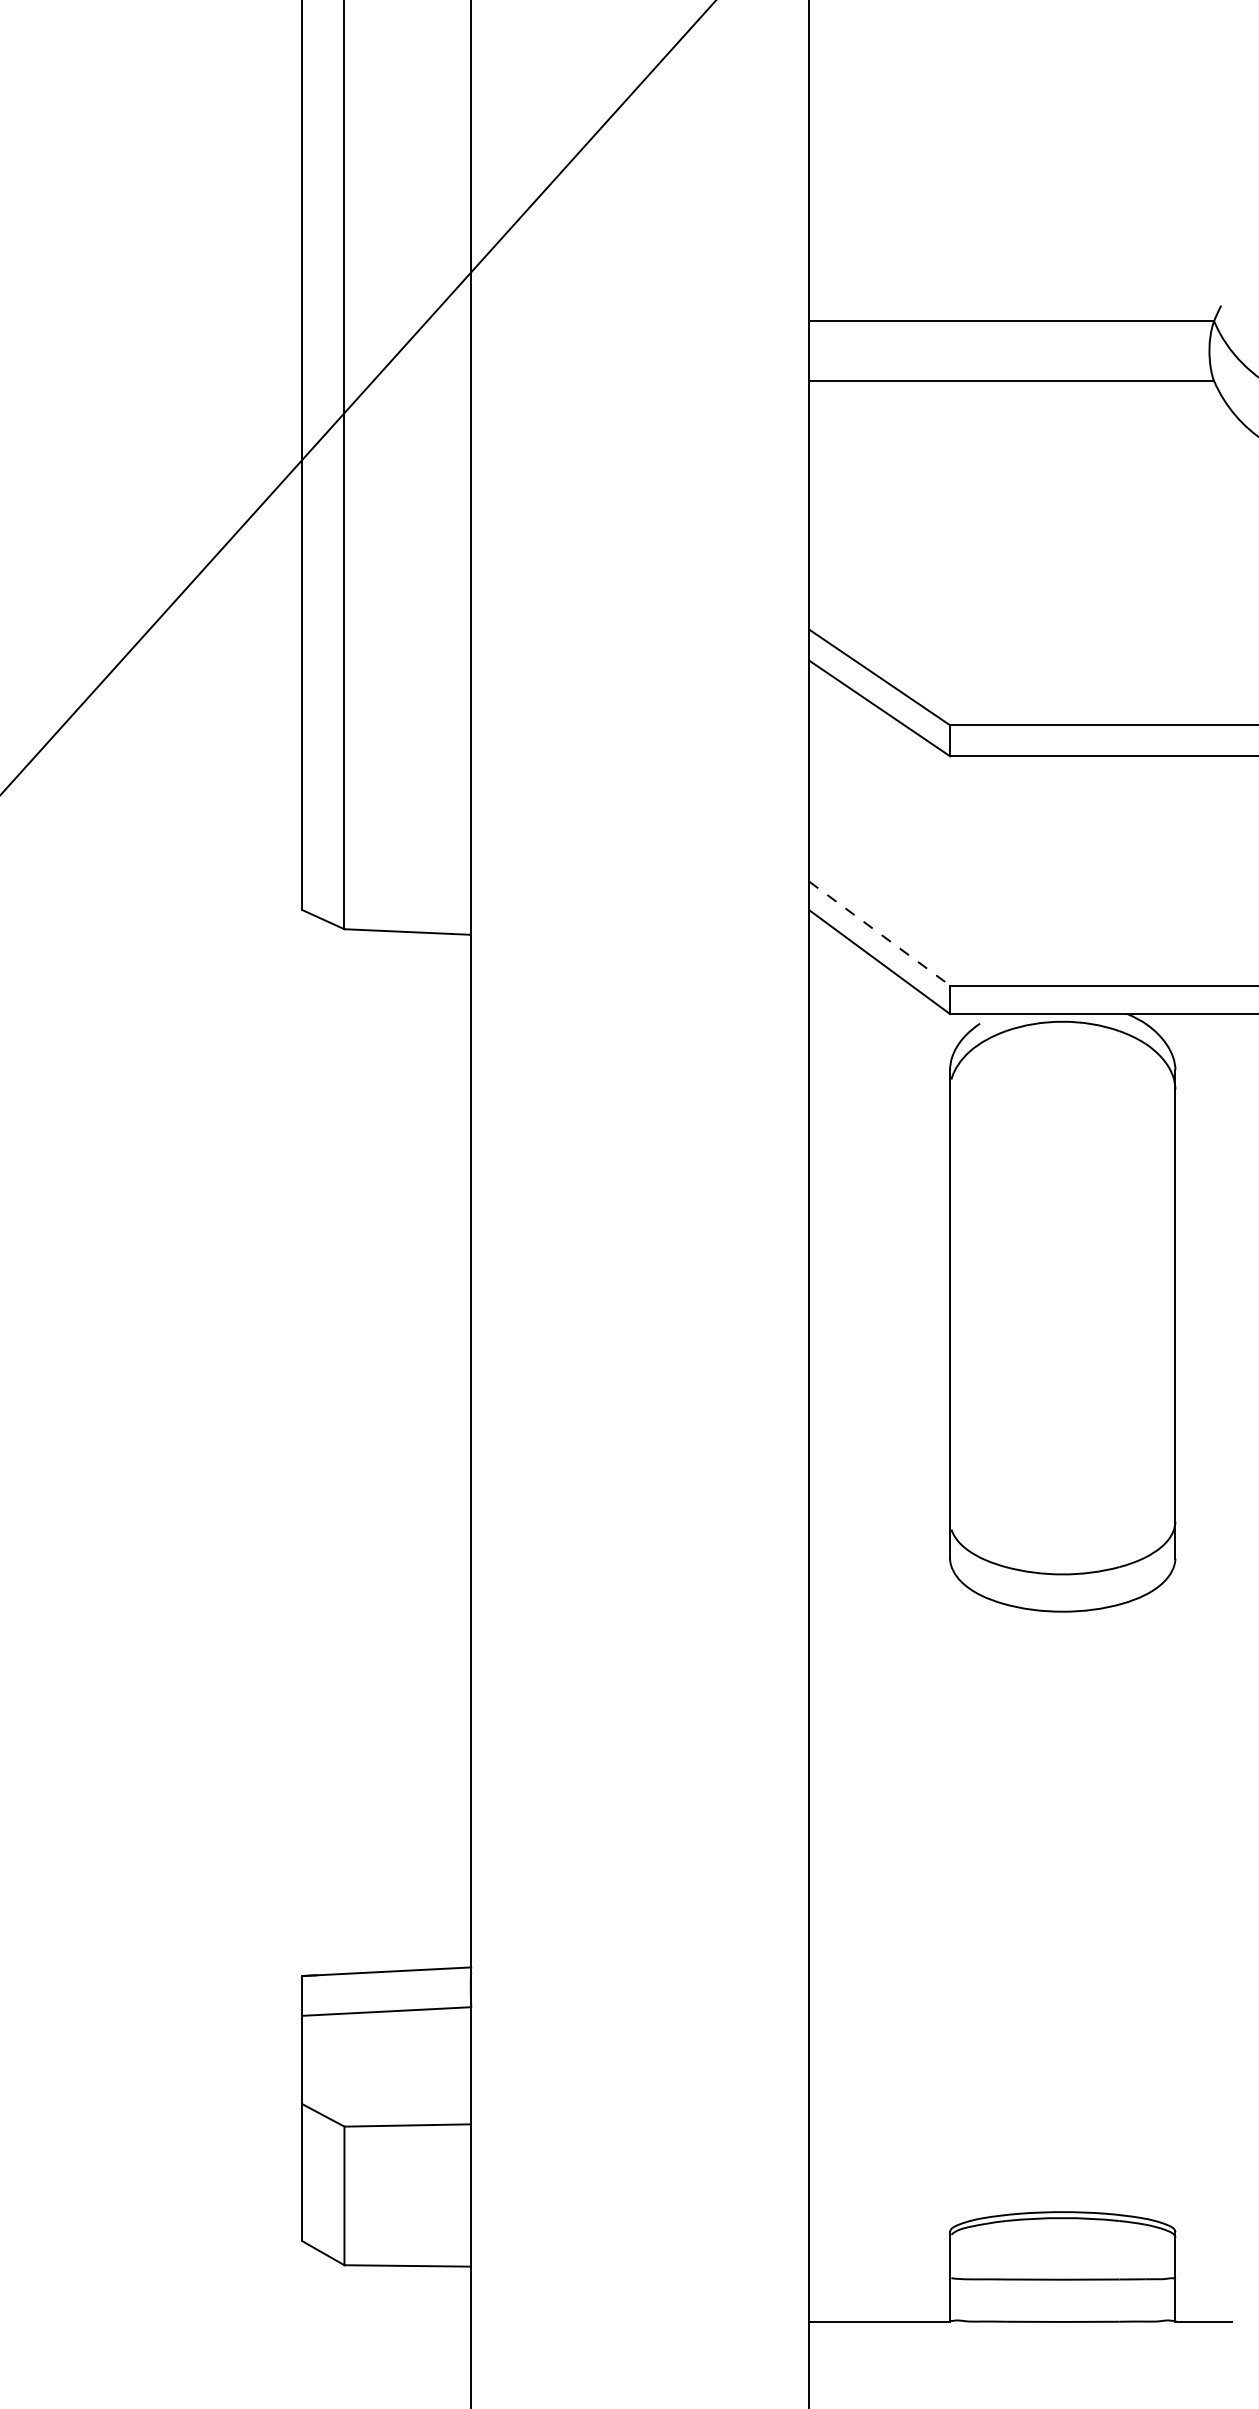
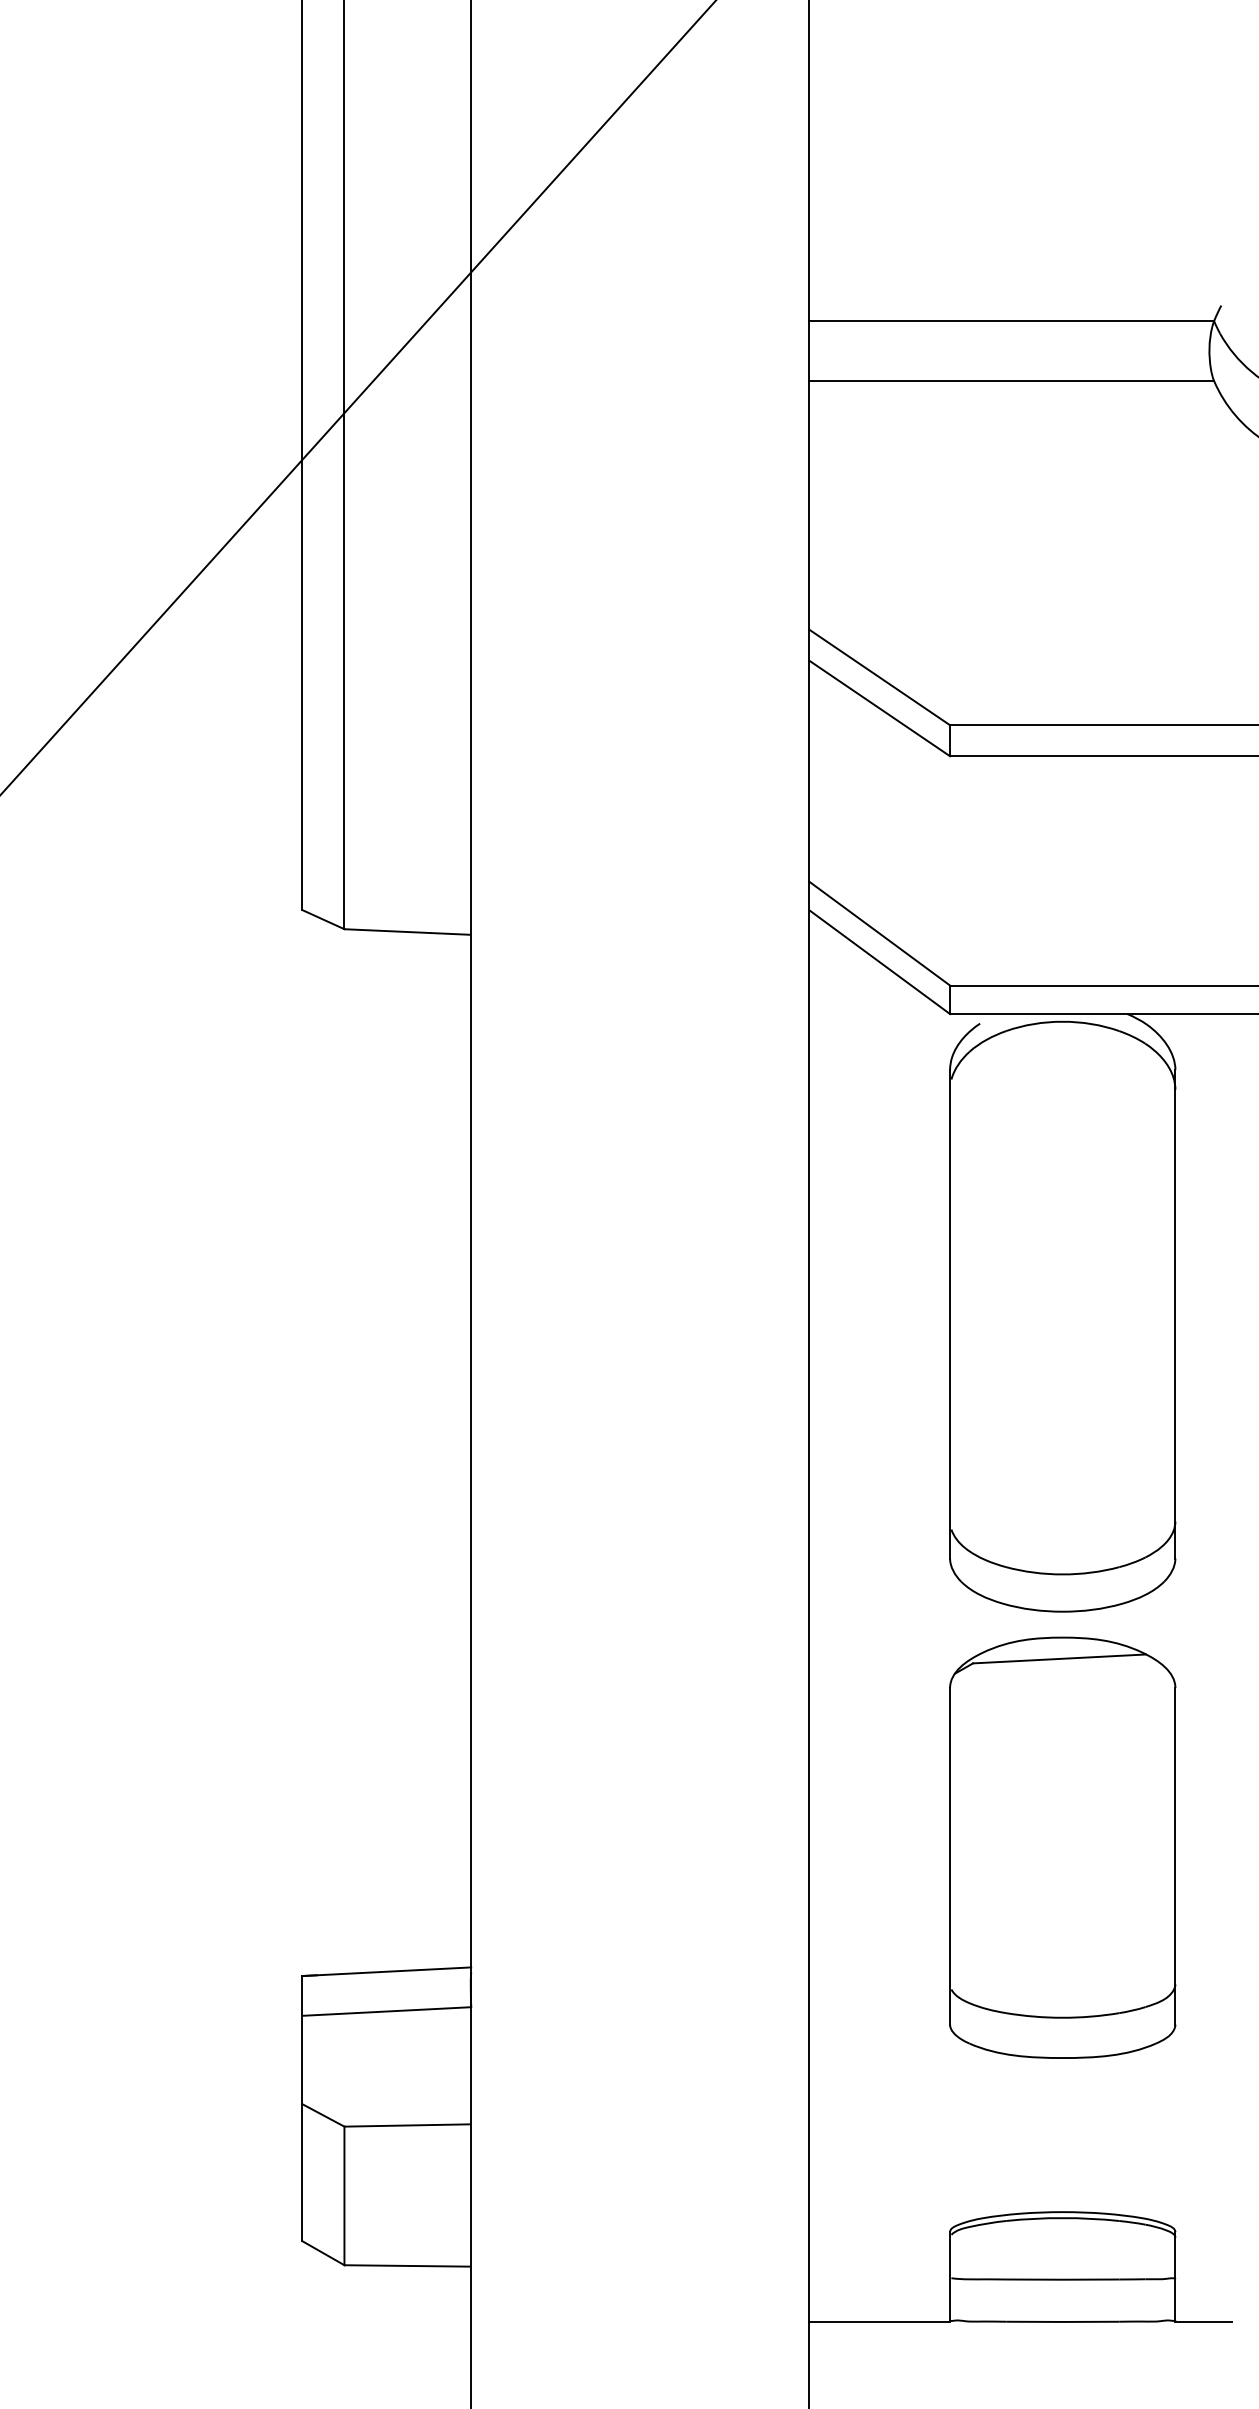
line: dashed -> solid (879, 933)
part: none -> present (1062, 1847)
